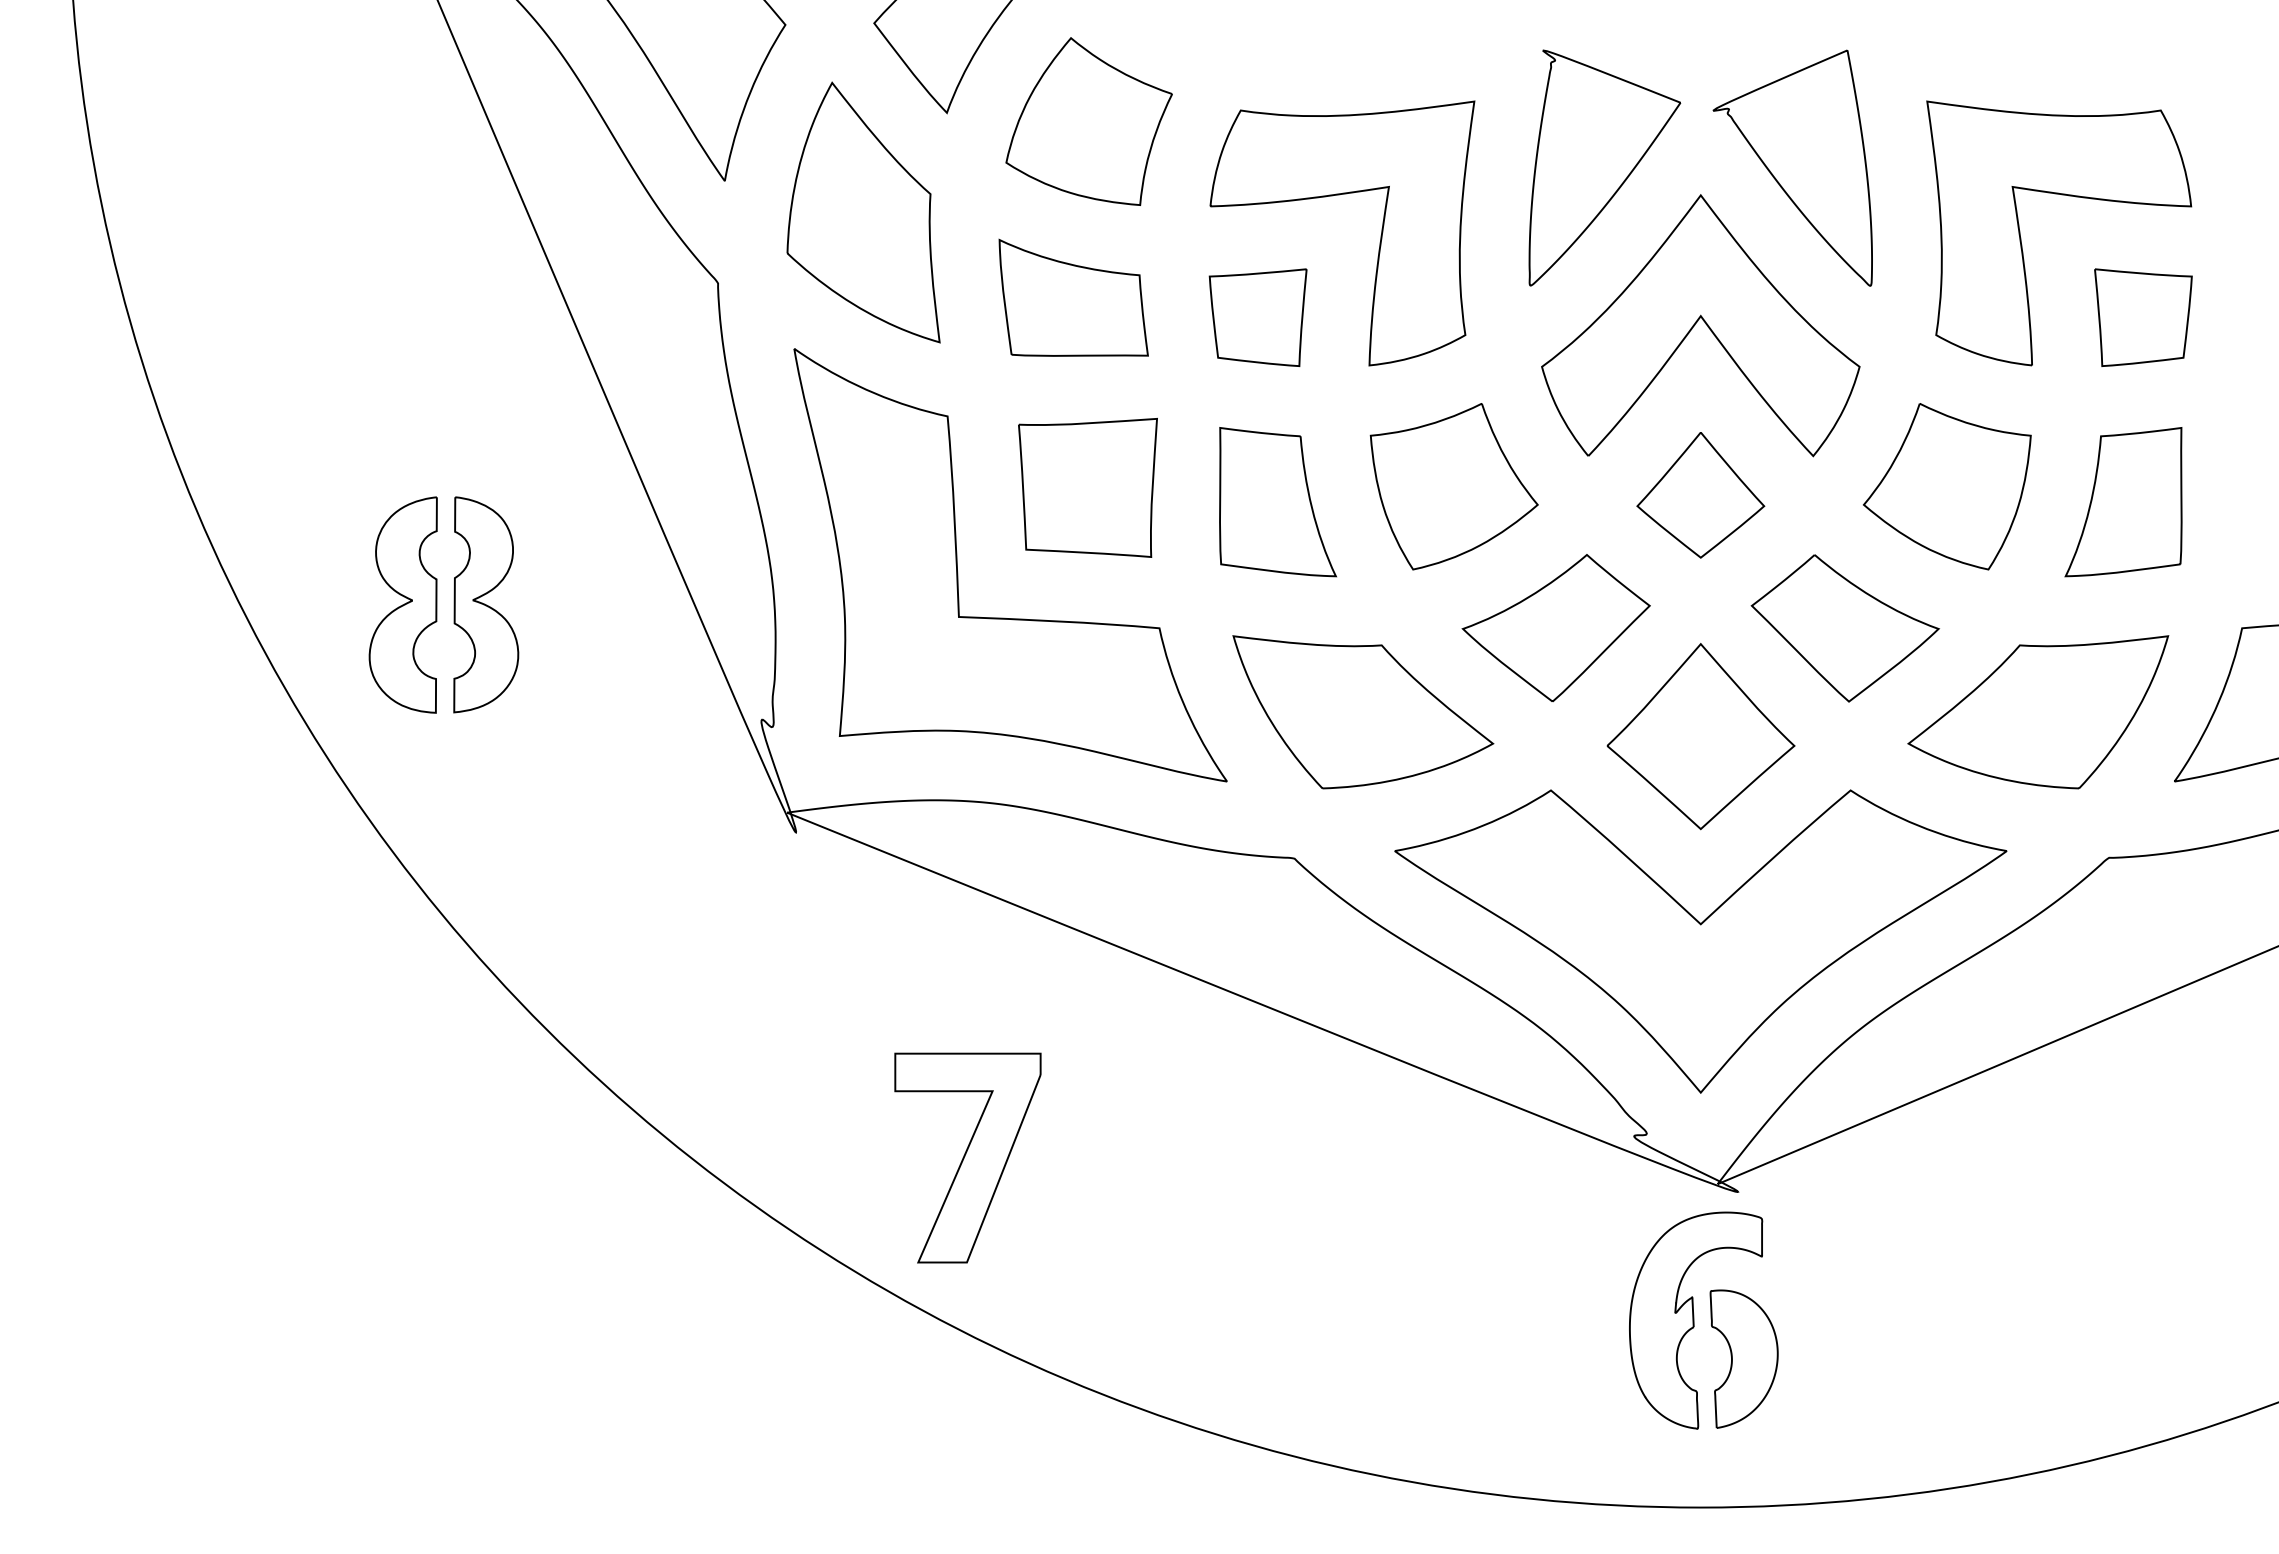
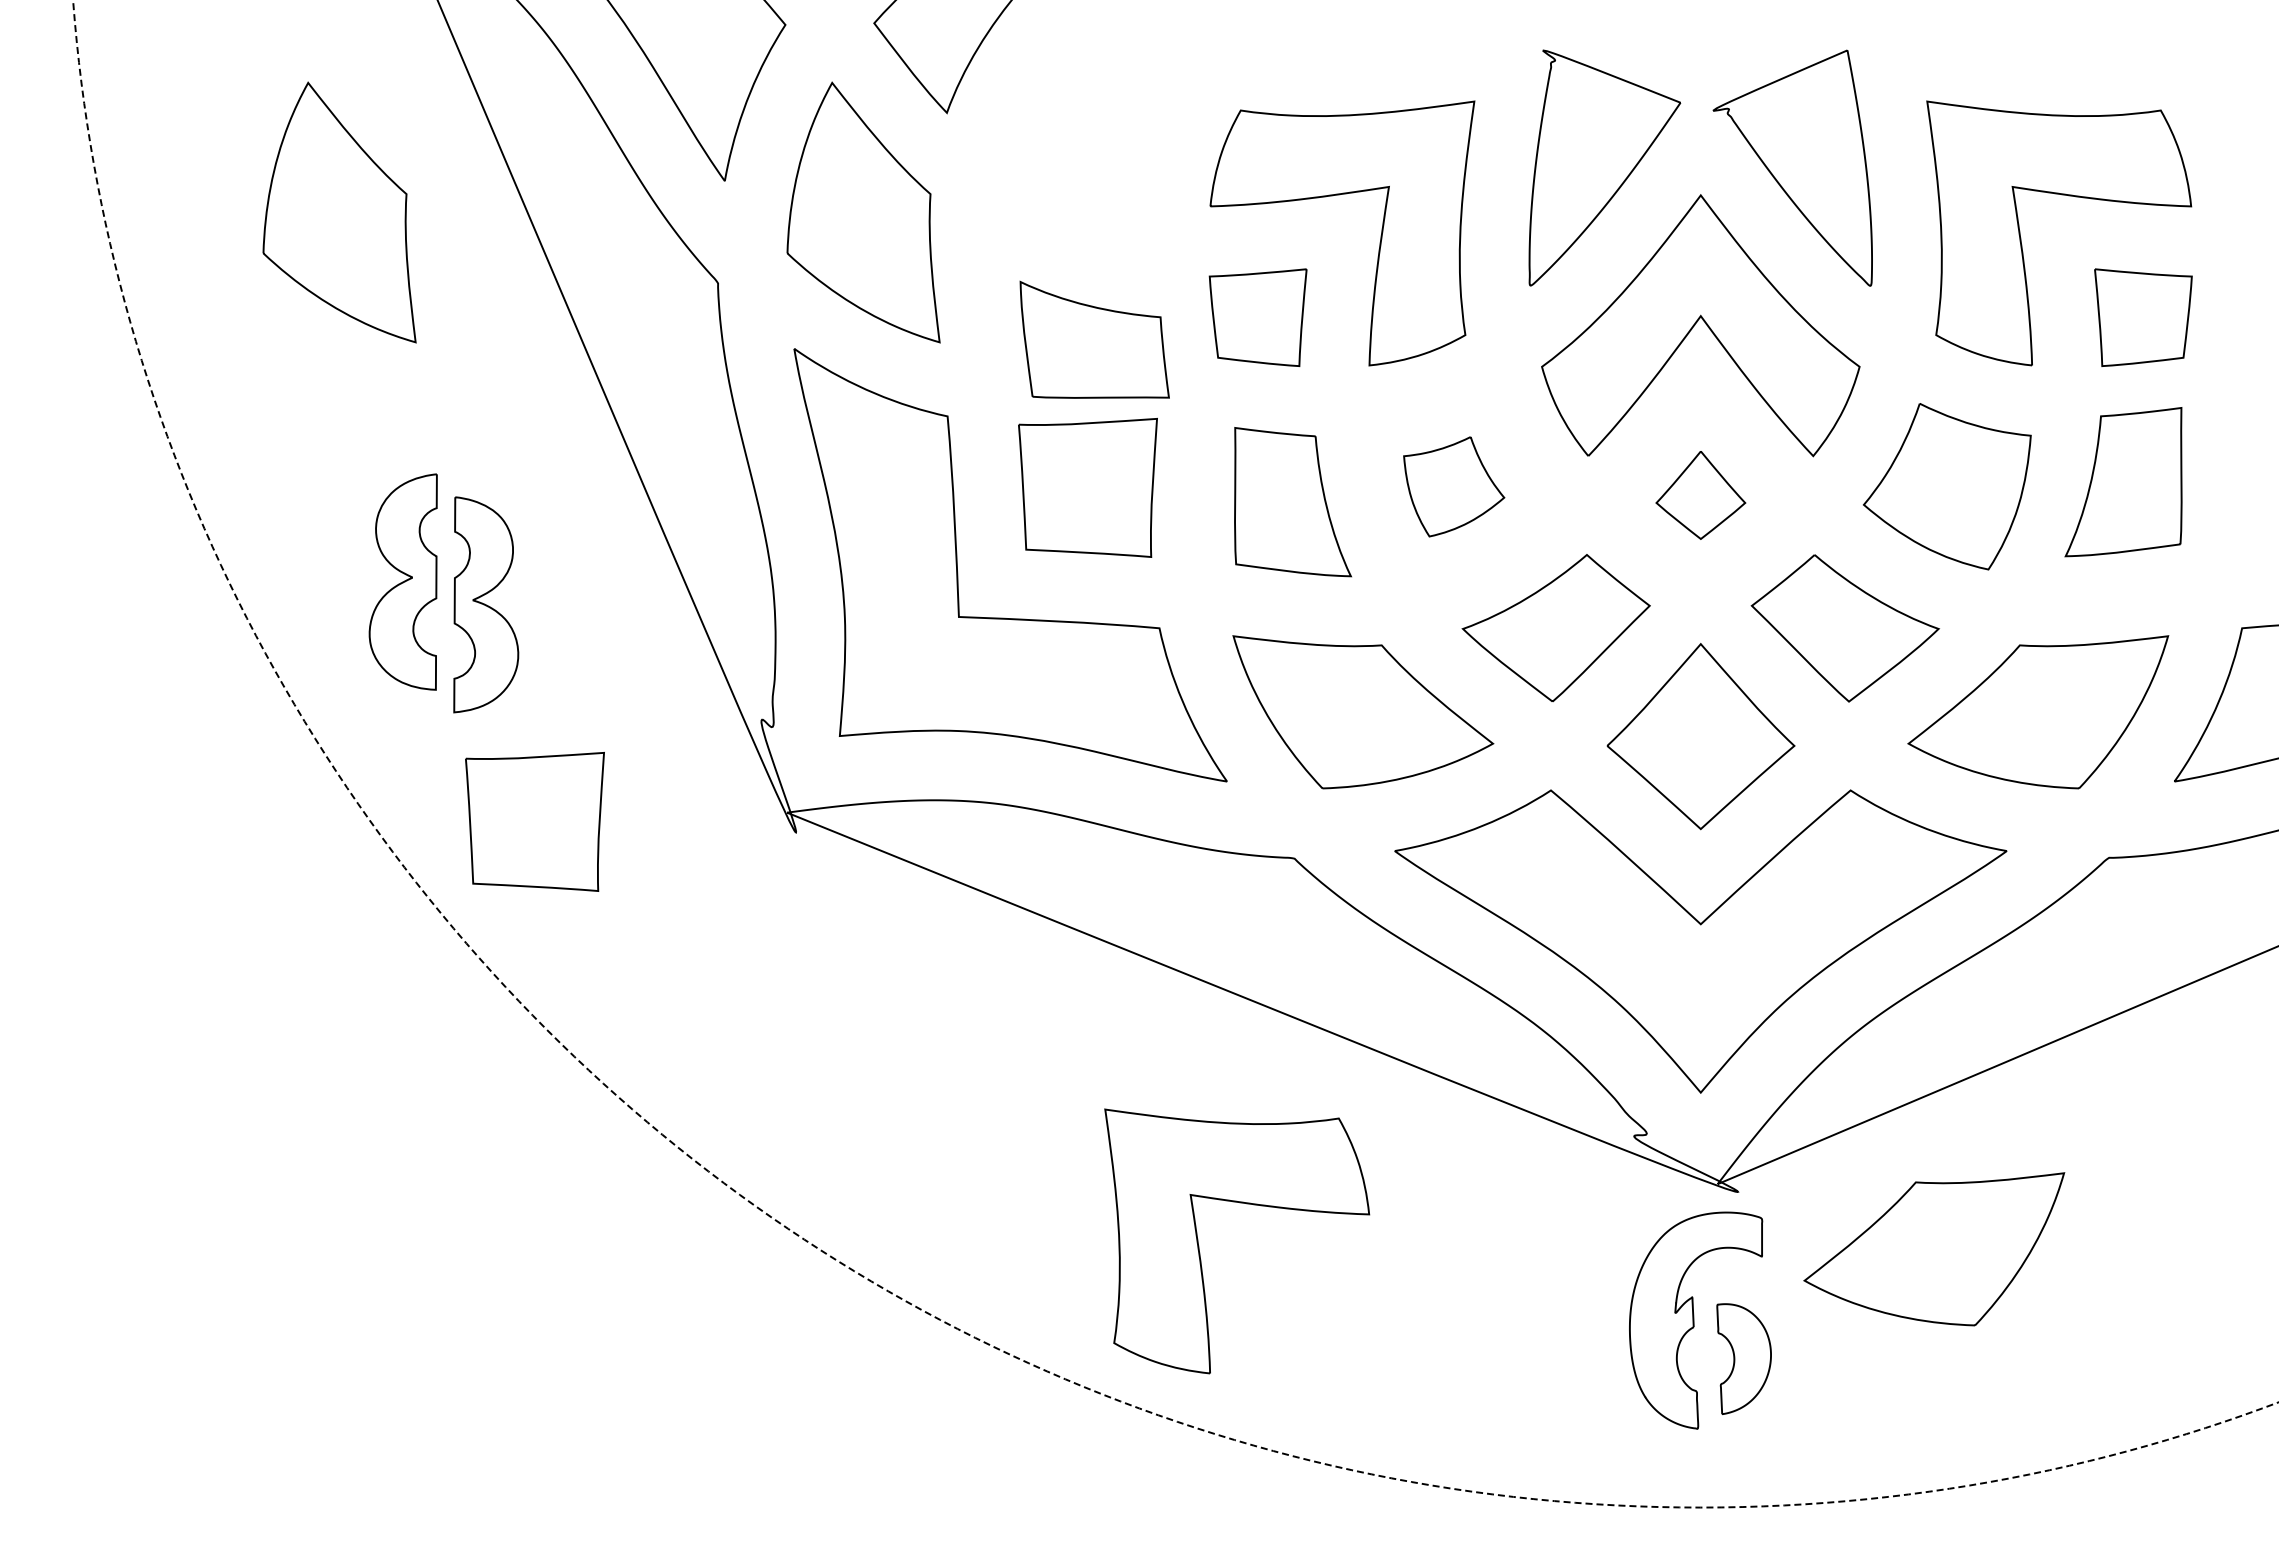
part: present -> none (1088, 121)
part: none -> present (339, 212)
part position: (1073, 297) -> (1094, 339) (1094, 339)
part size: 170x168 px -> 103x102 px (1454, 486)
part size: 130x127 px -> 92x89 px (1700, 495)
part position: (1277, 502) -> (1292, 502) (1292, 502)
part position: (2123, 502) -> (2123, 482) (2123, 482)
part position: (402, 604) -> (402, 581) (402, 581)
circle: solid -> dashed (1175, 753)
part: none -> present (534, 821)
part: present -> none (967, 1157)
part: none -> present (1239, 1203)
part: none -> present (1934, 1249)
part size: 70x140 px -> 56x112 px (1743, 1358)
